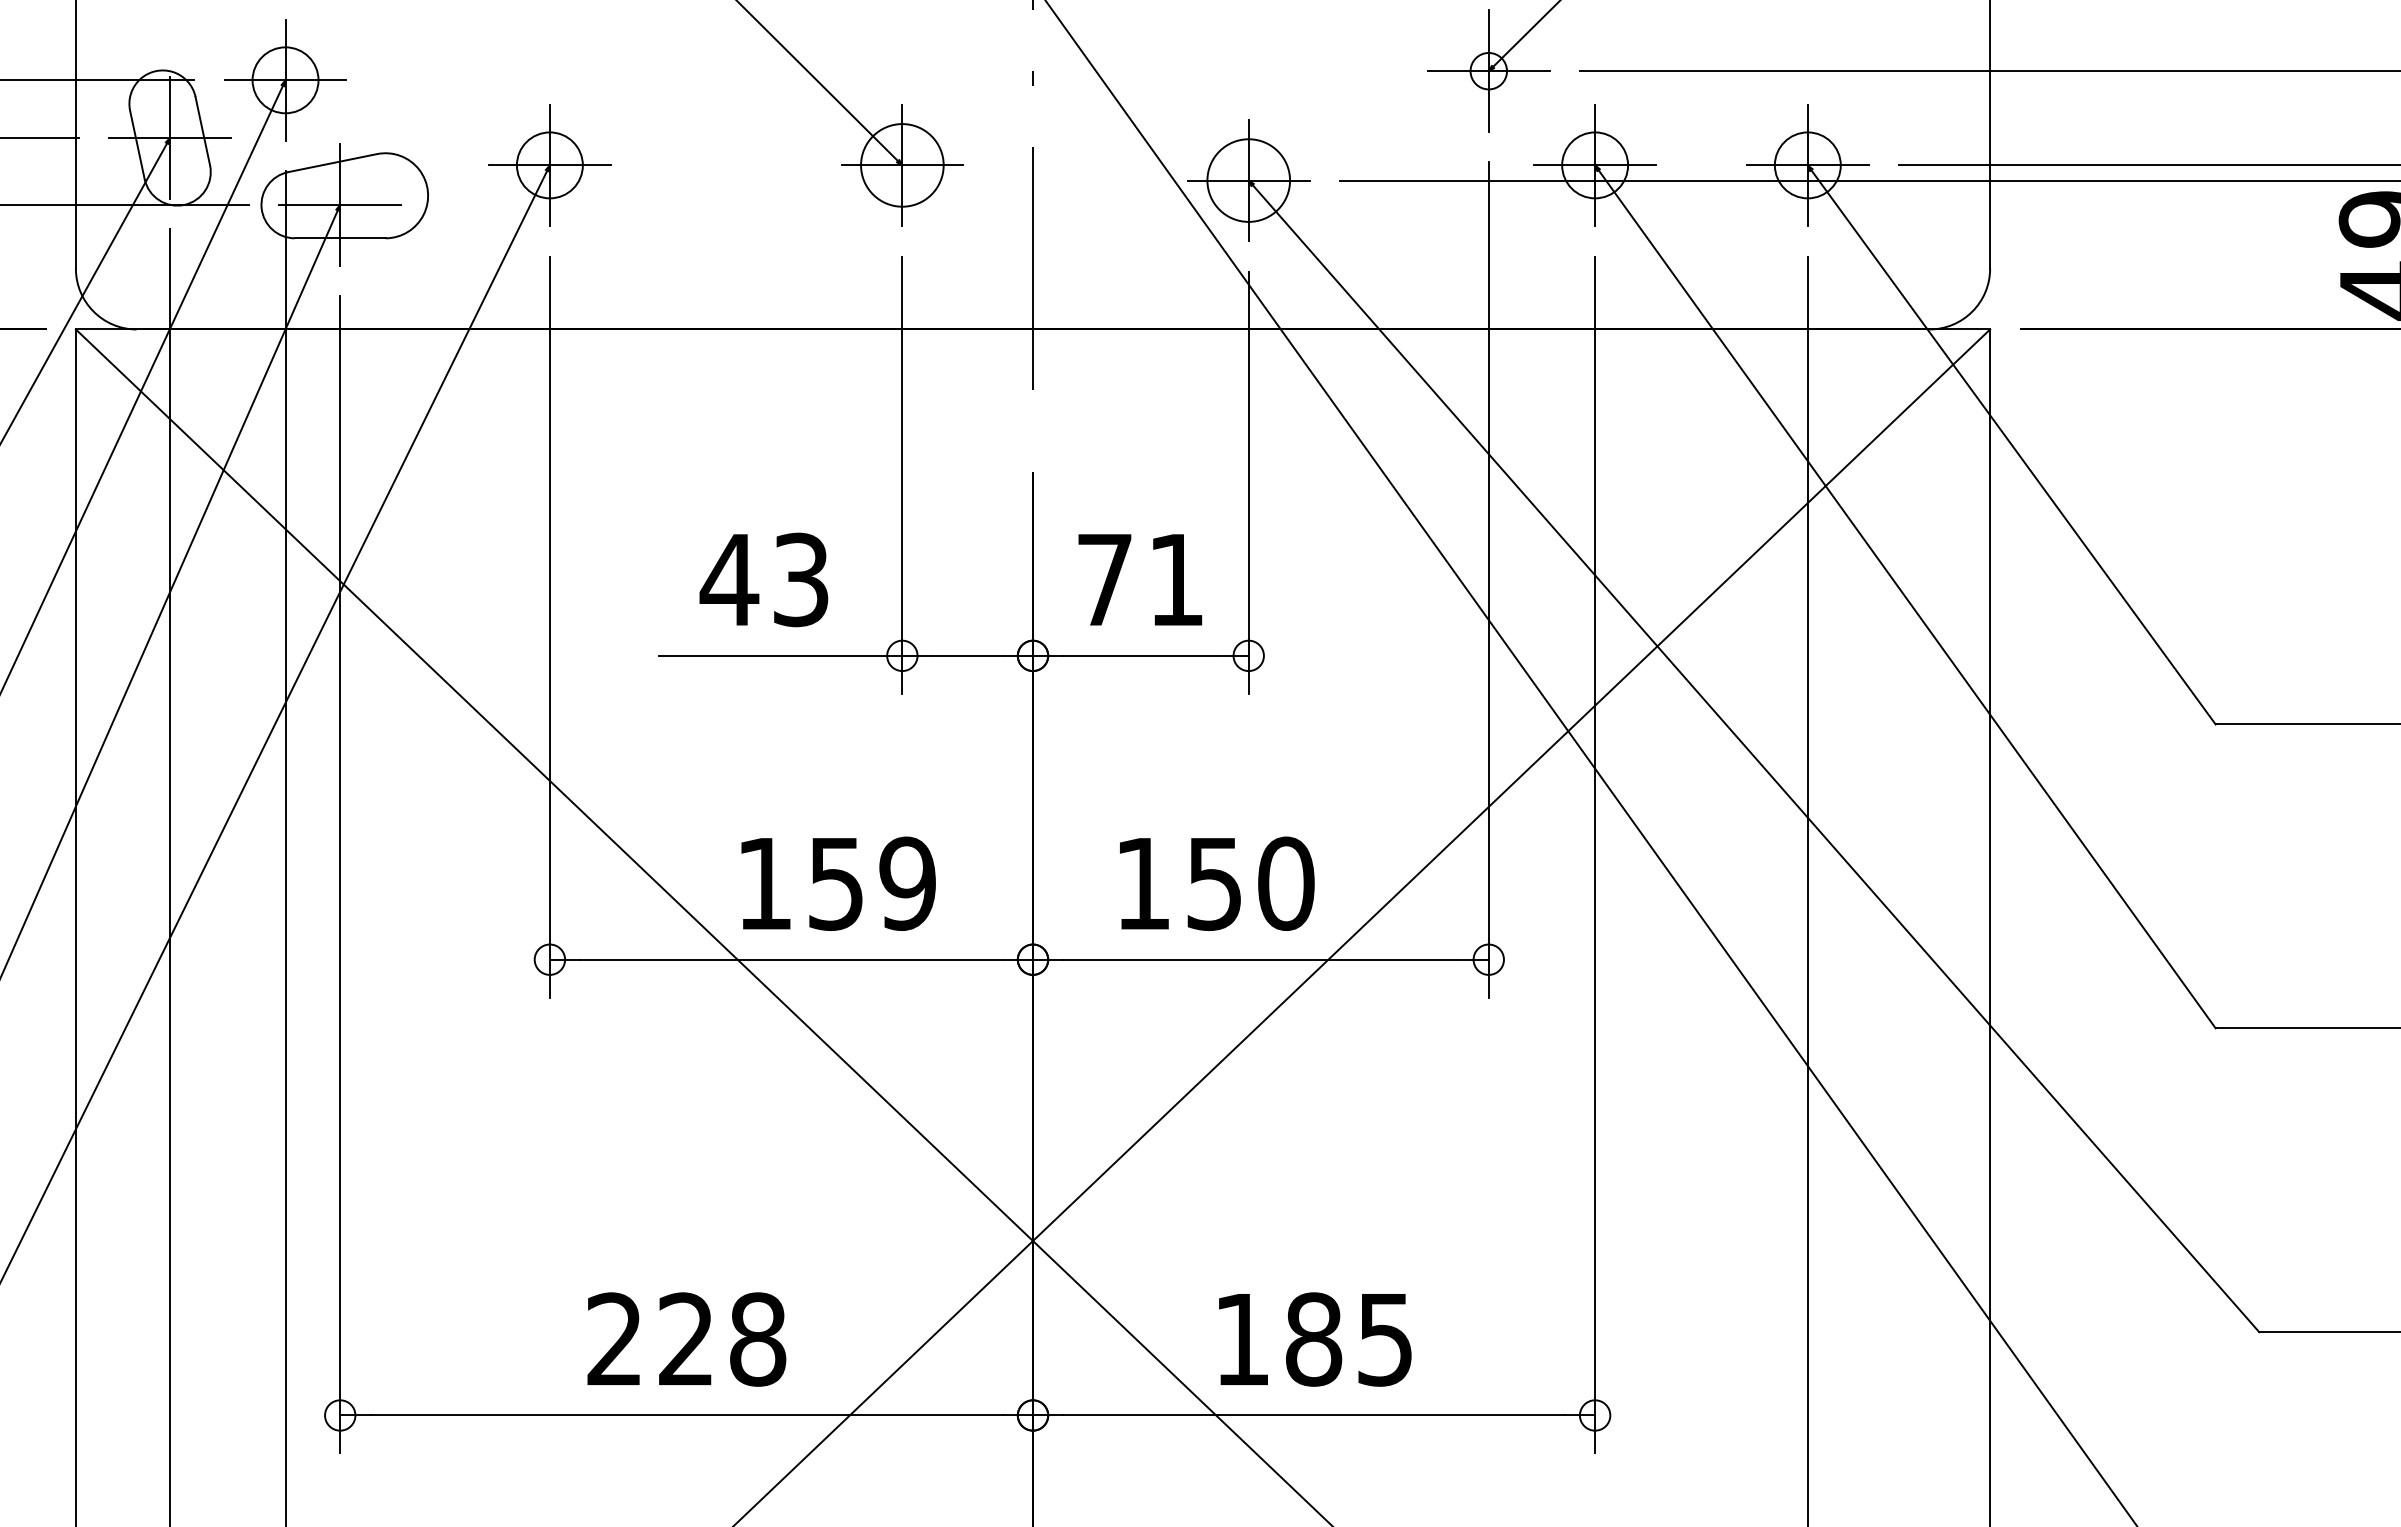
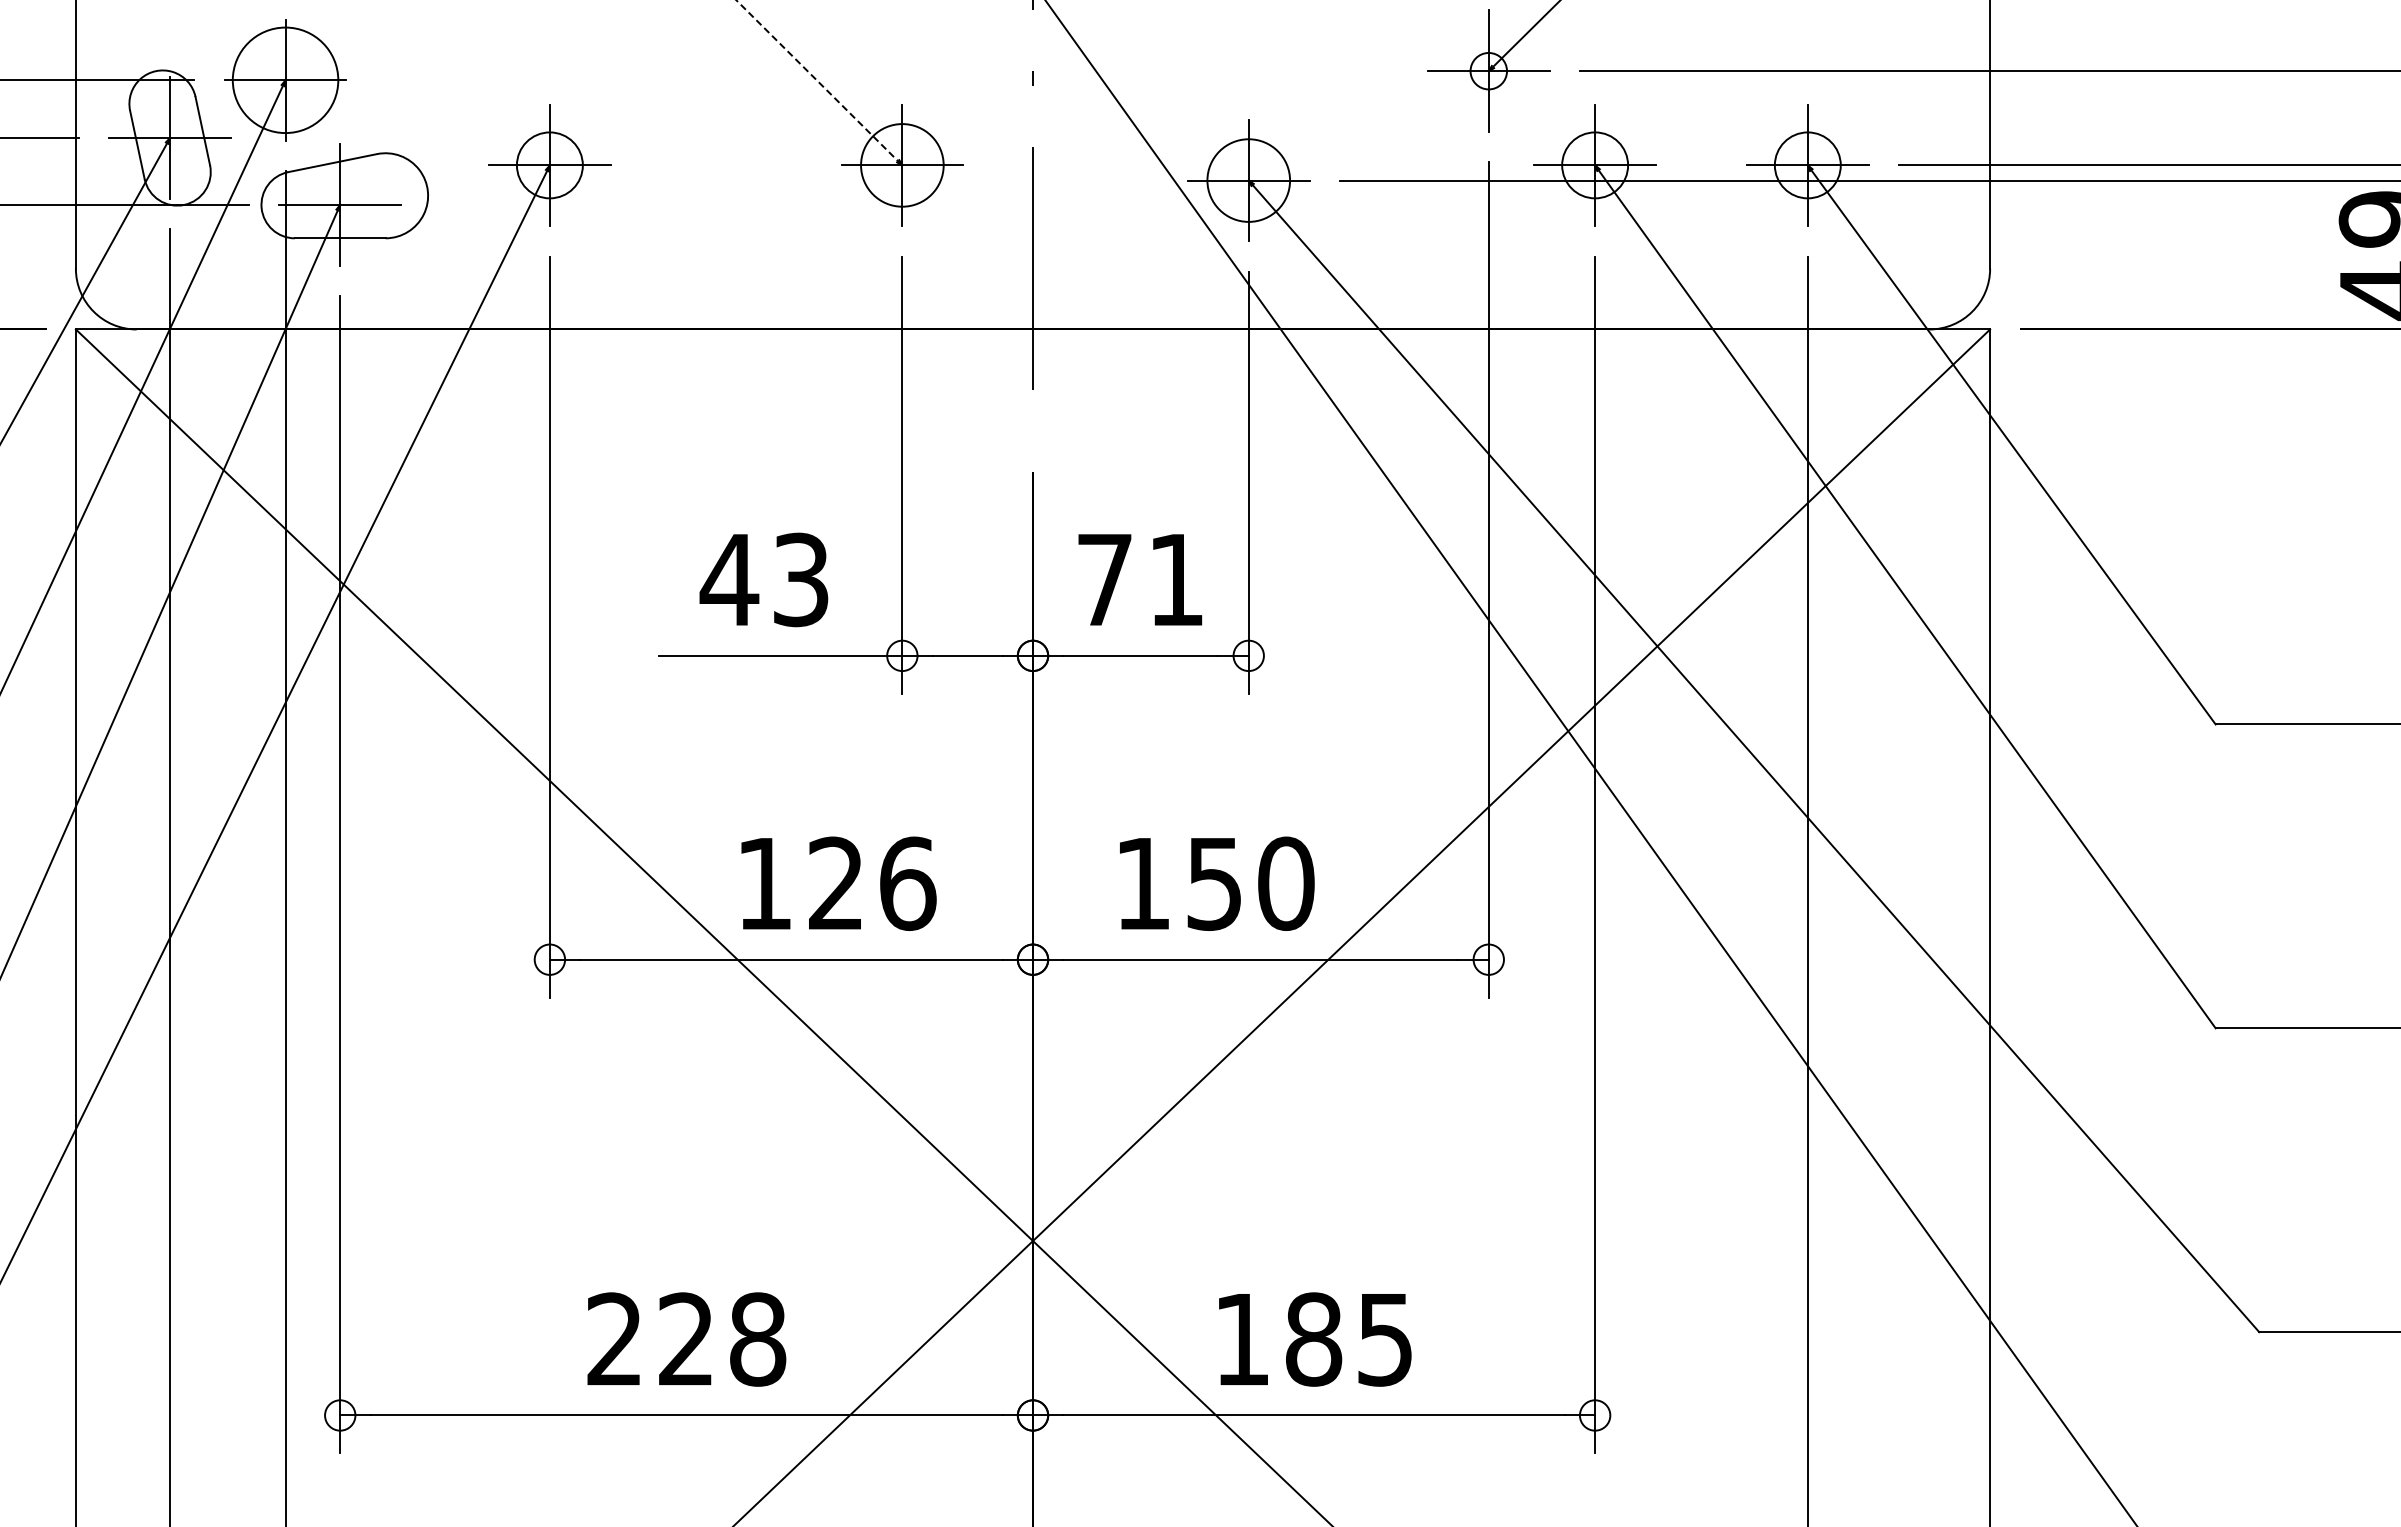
circle diameter: 66 px -> 105 px (285, 80)
line: solid -> dashed (819, 82)
text: 159 -> 126 (872, 883)
